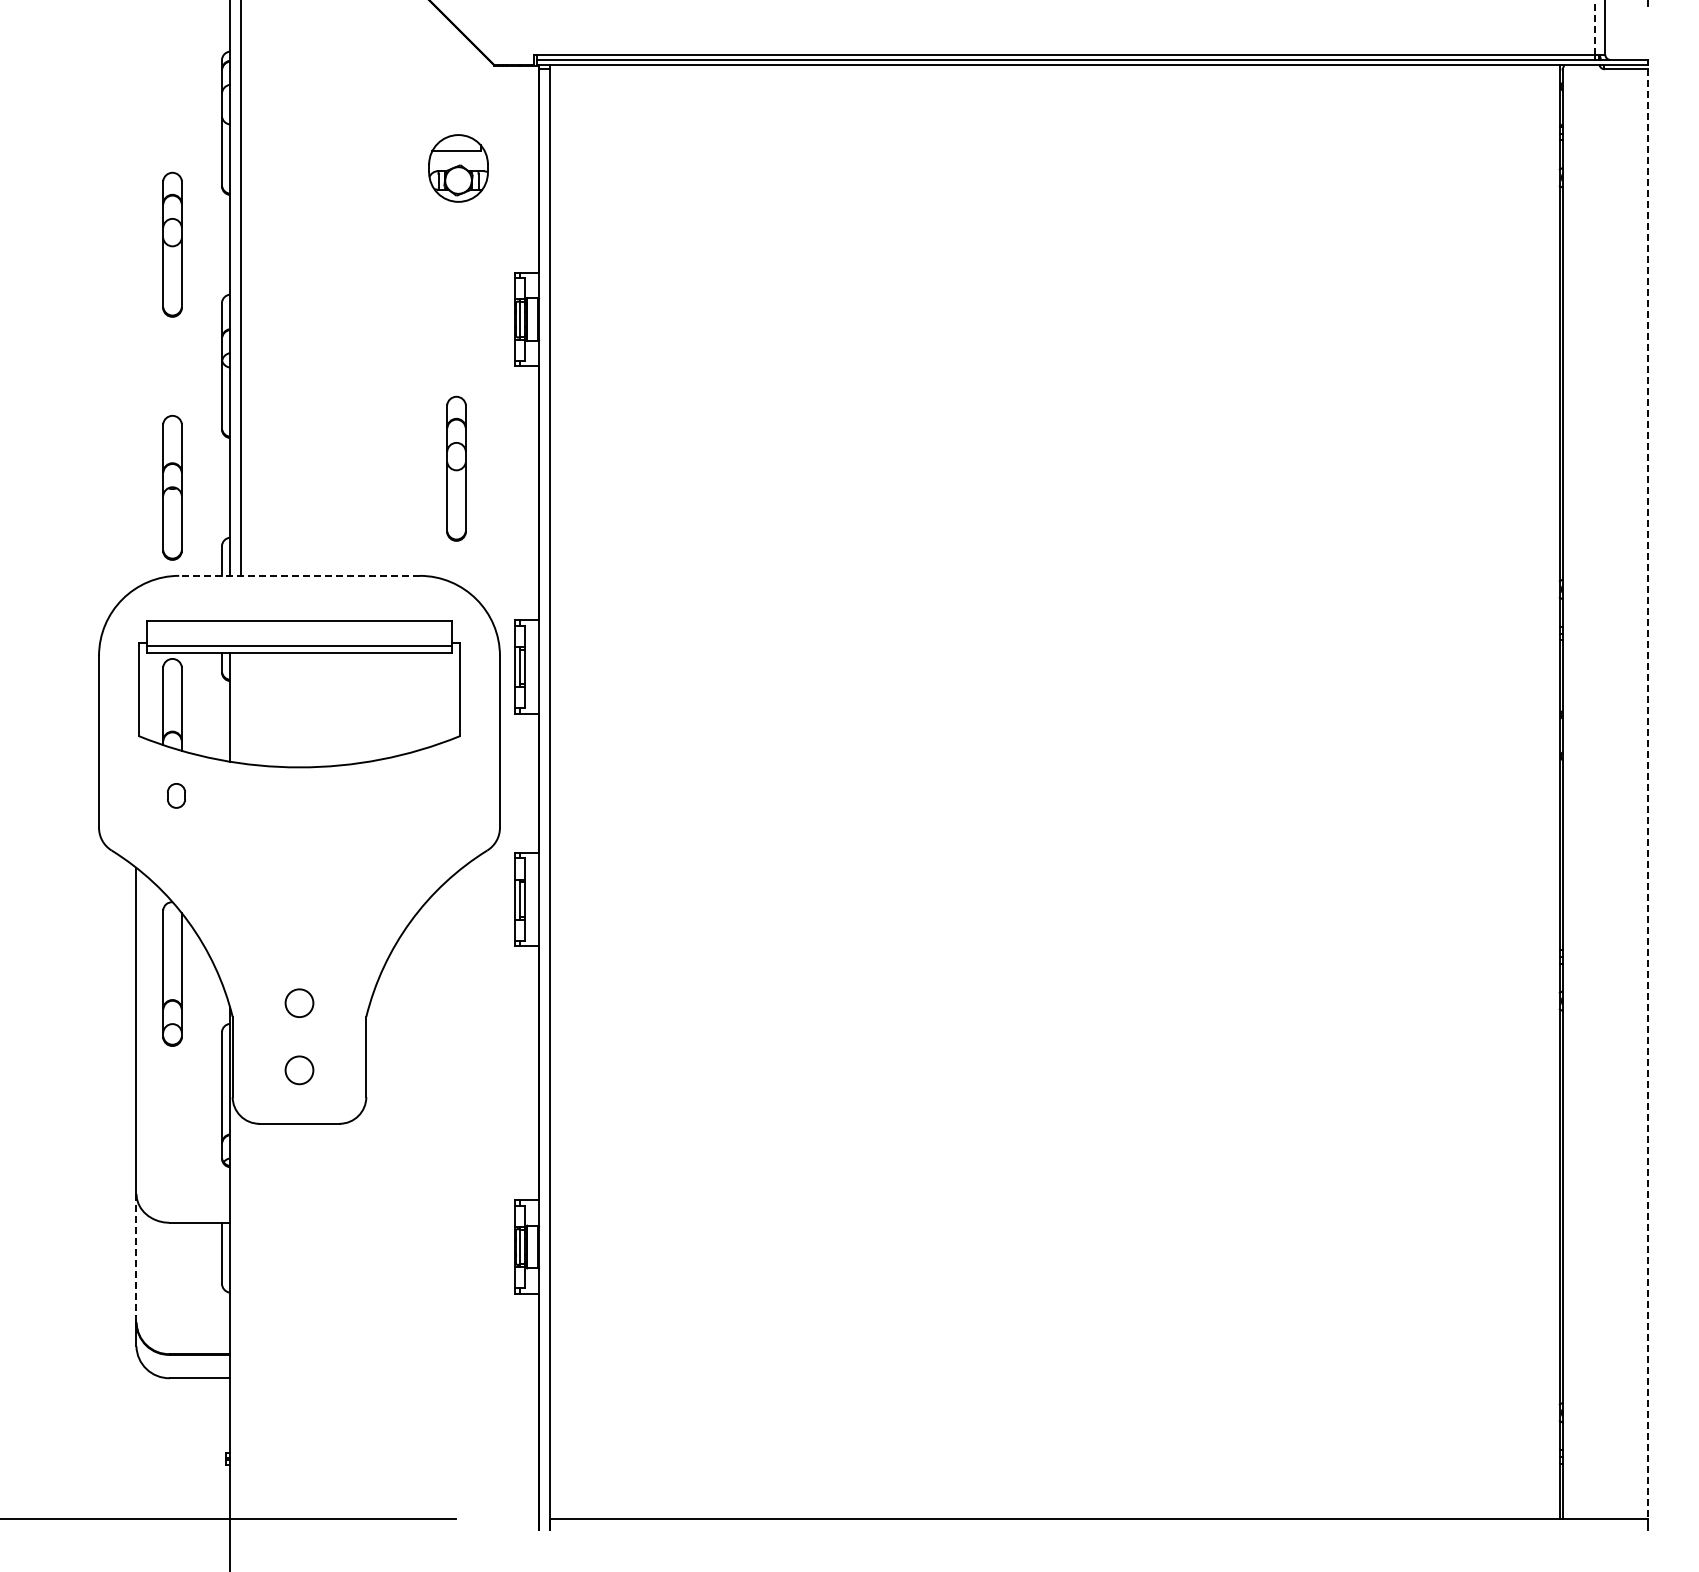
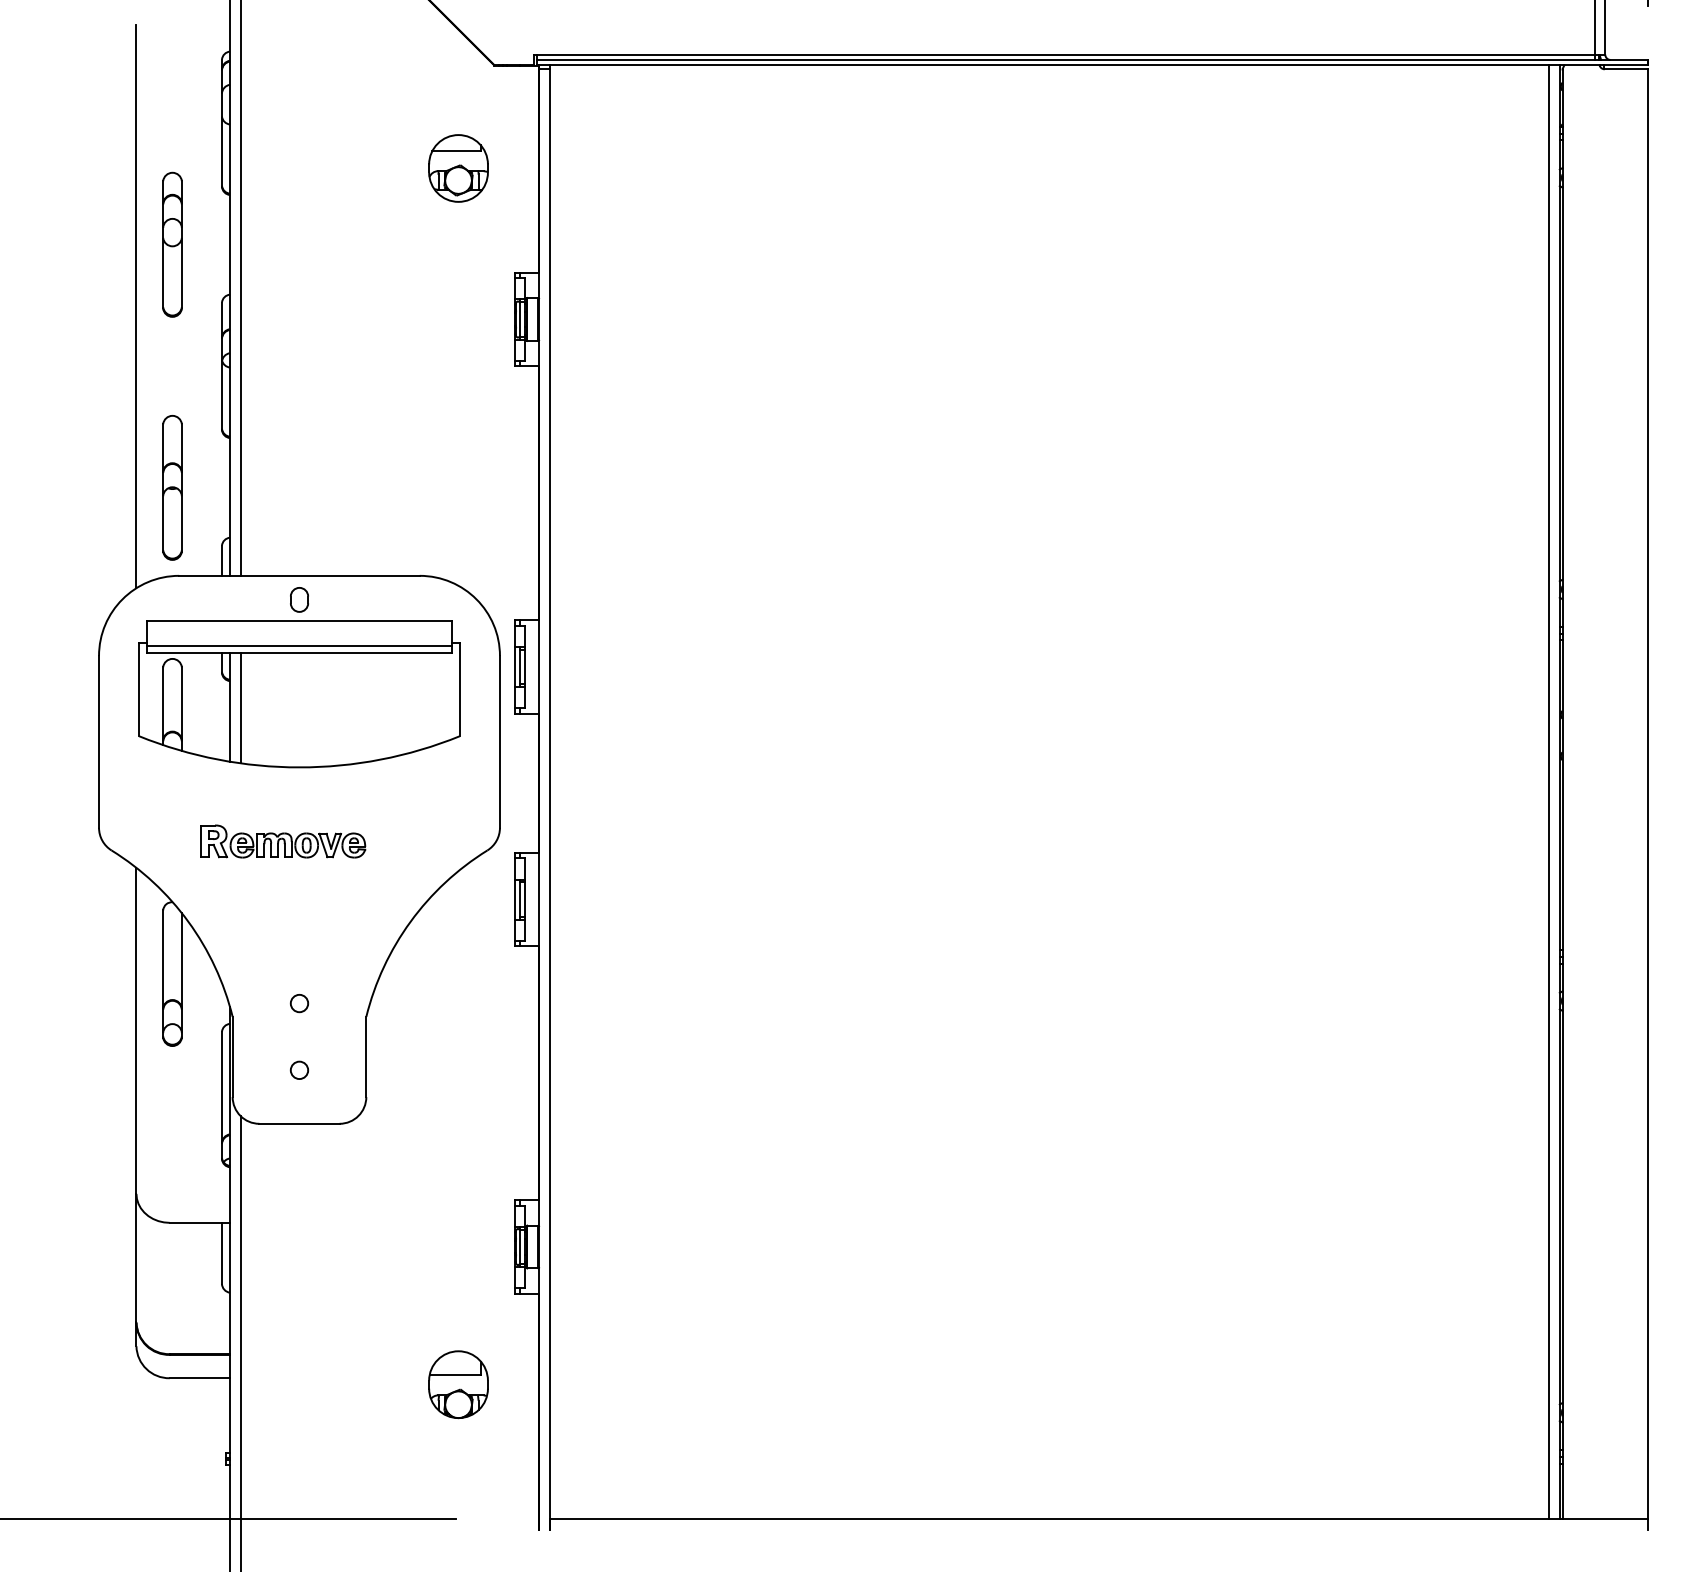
line: dashed -> solid (1594, 27)
line: none -> present (136, 306)
part: present -> none (456, 468)
line: dashed -> solid (299, 575)
line: none -> present (240, 708)
line: none -> present (1549, 792)
line: dashed -> solid (1648, 794)
part position: (176, 795) -> (299, 599) (299, 599)
part: none -> present (283, 841)
circle size: 31x30 px -> 21x20 px (299, 1003)
circle diameter: 28 px -> 17 px (299, 1070)
line: dashed -> solid (136, 1257)
line: none -> present (240, 1342)
part: none -> present (458, 1384)
